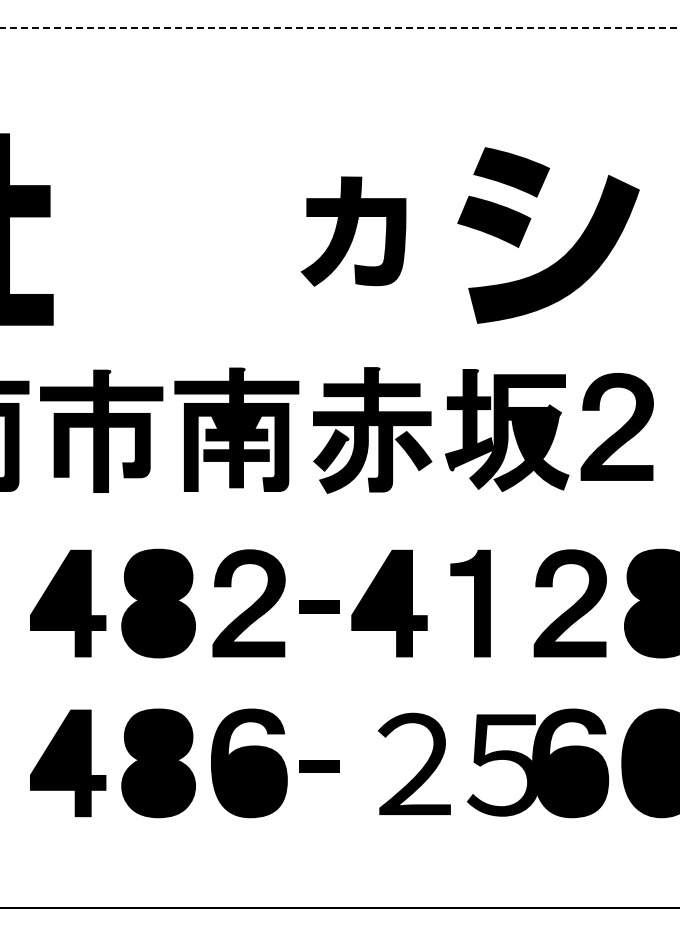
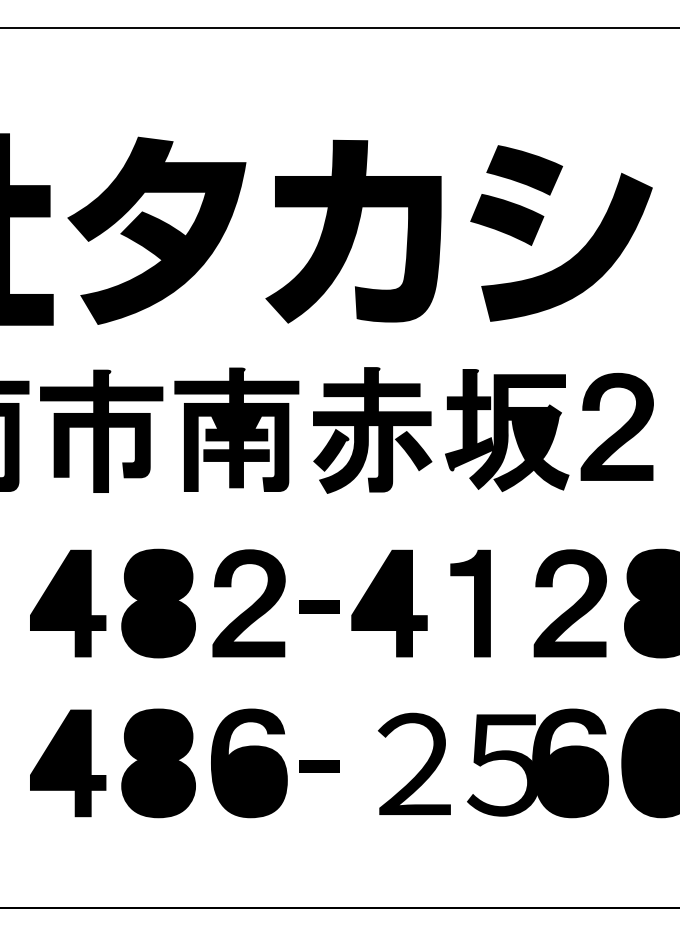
line: dashed -> solid (340, 28)
part position: (527, 228) -> (540, 226) (540, 226)
fill: none -> present (156, 230)
part size: 107x111 px -> 177x185 px (353, 231)
